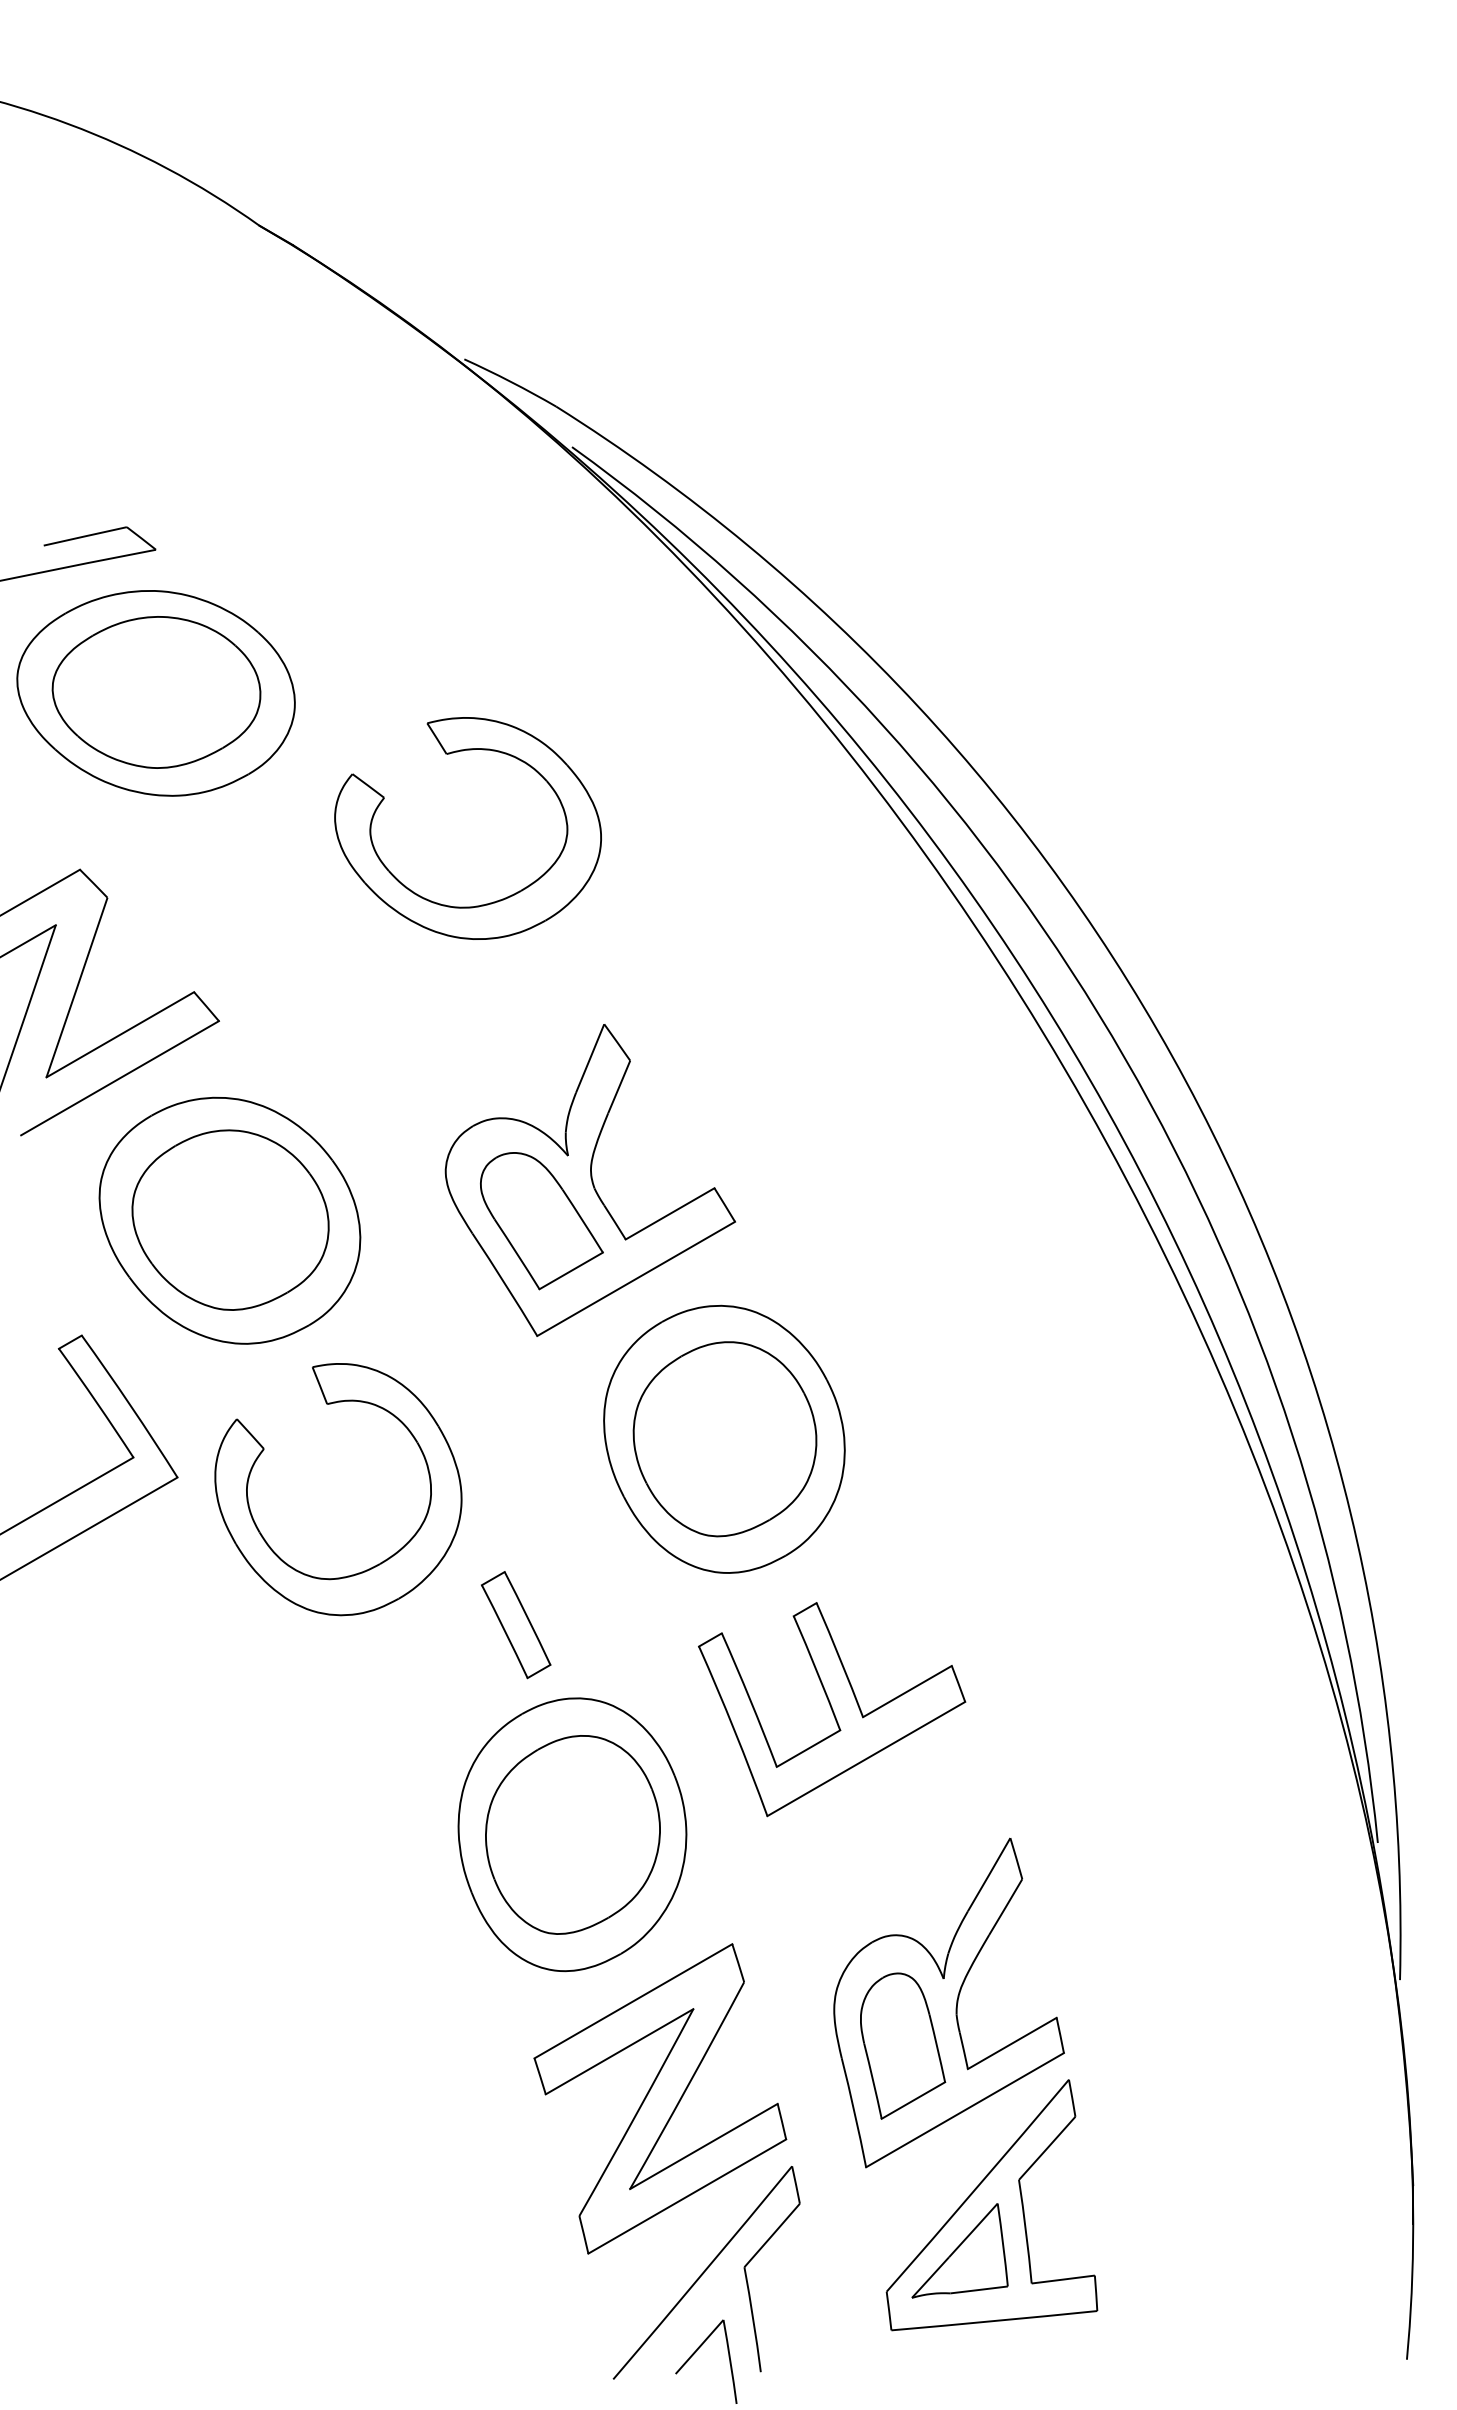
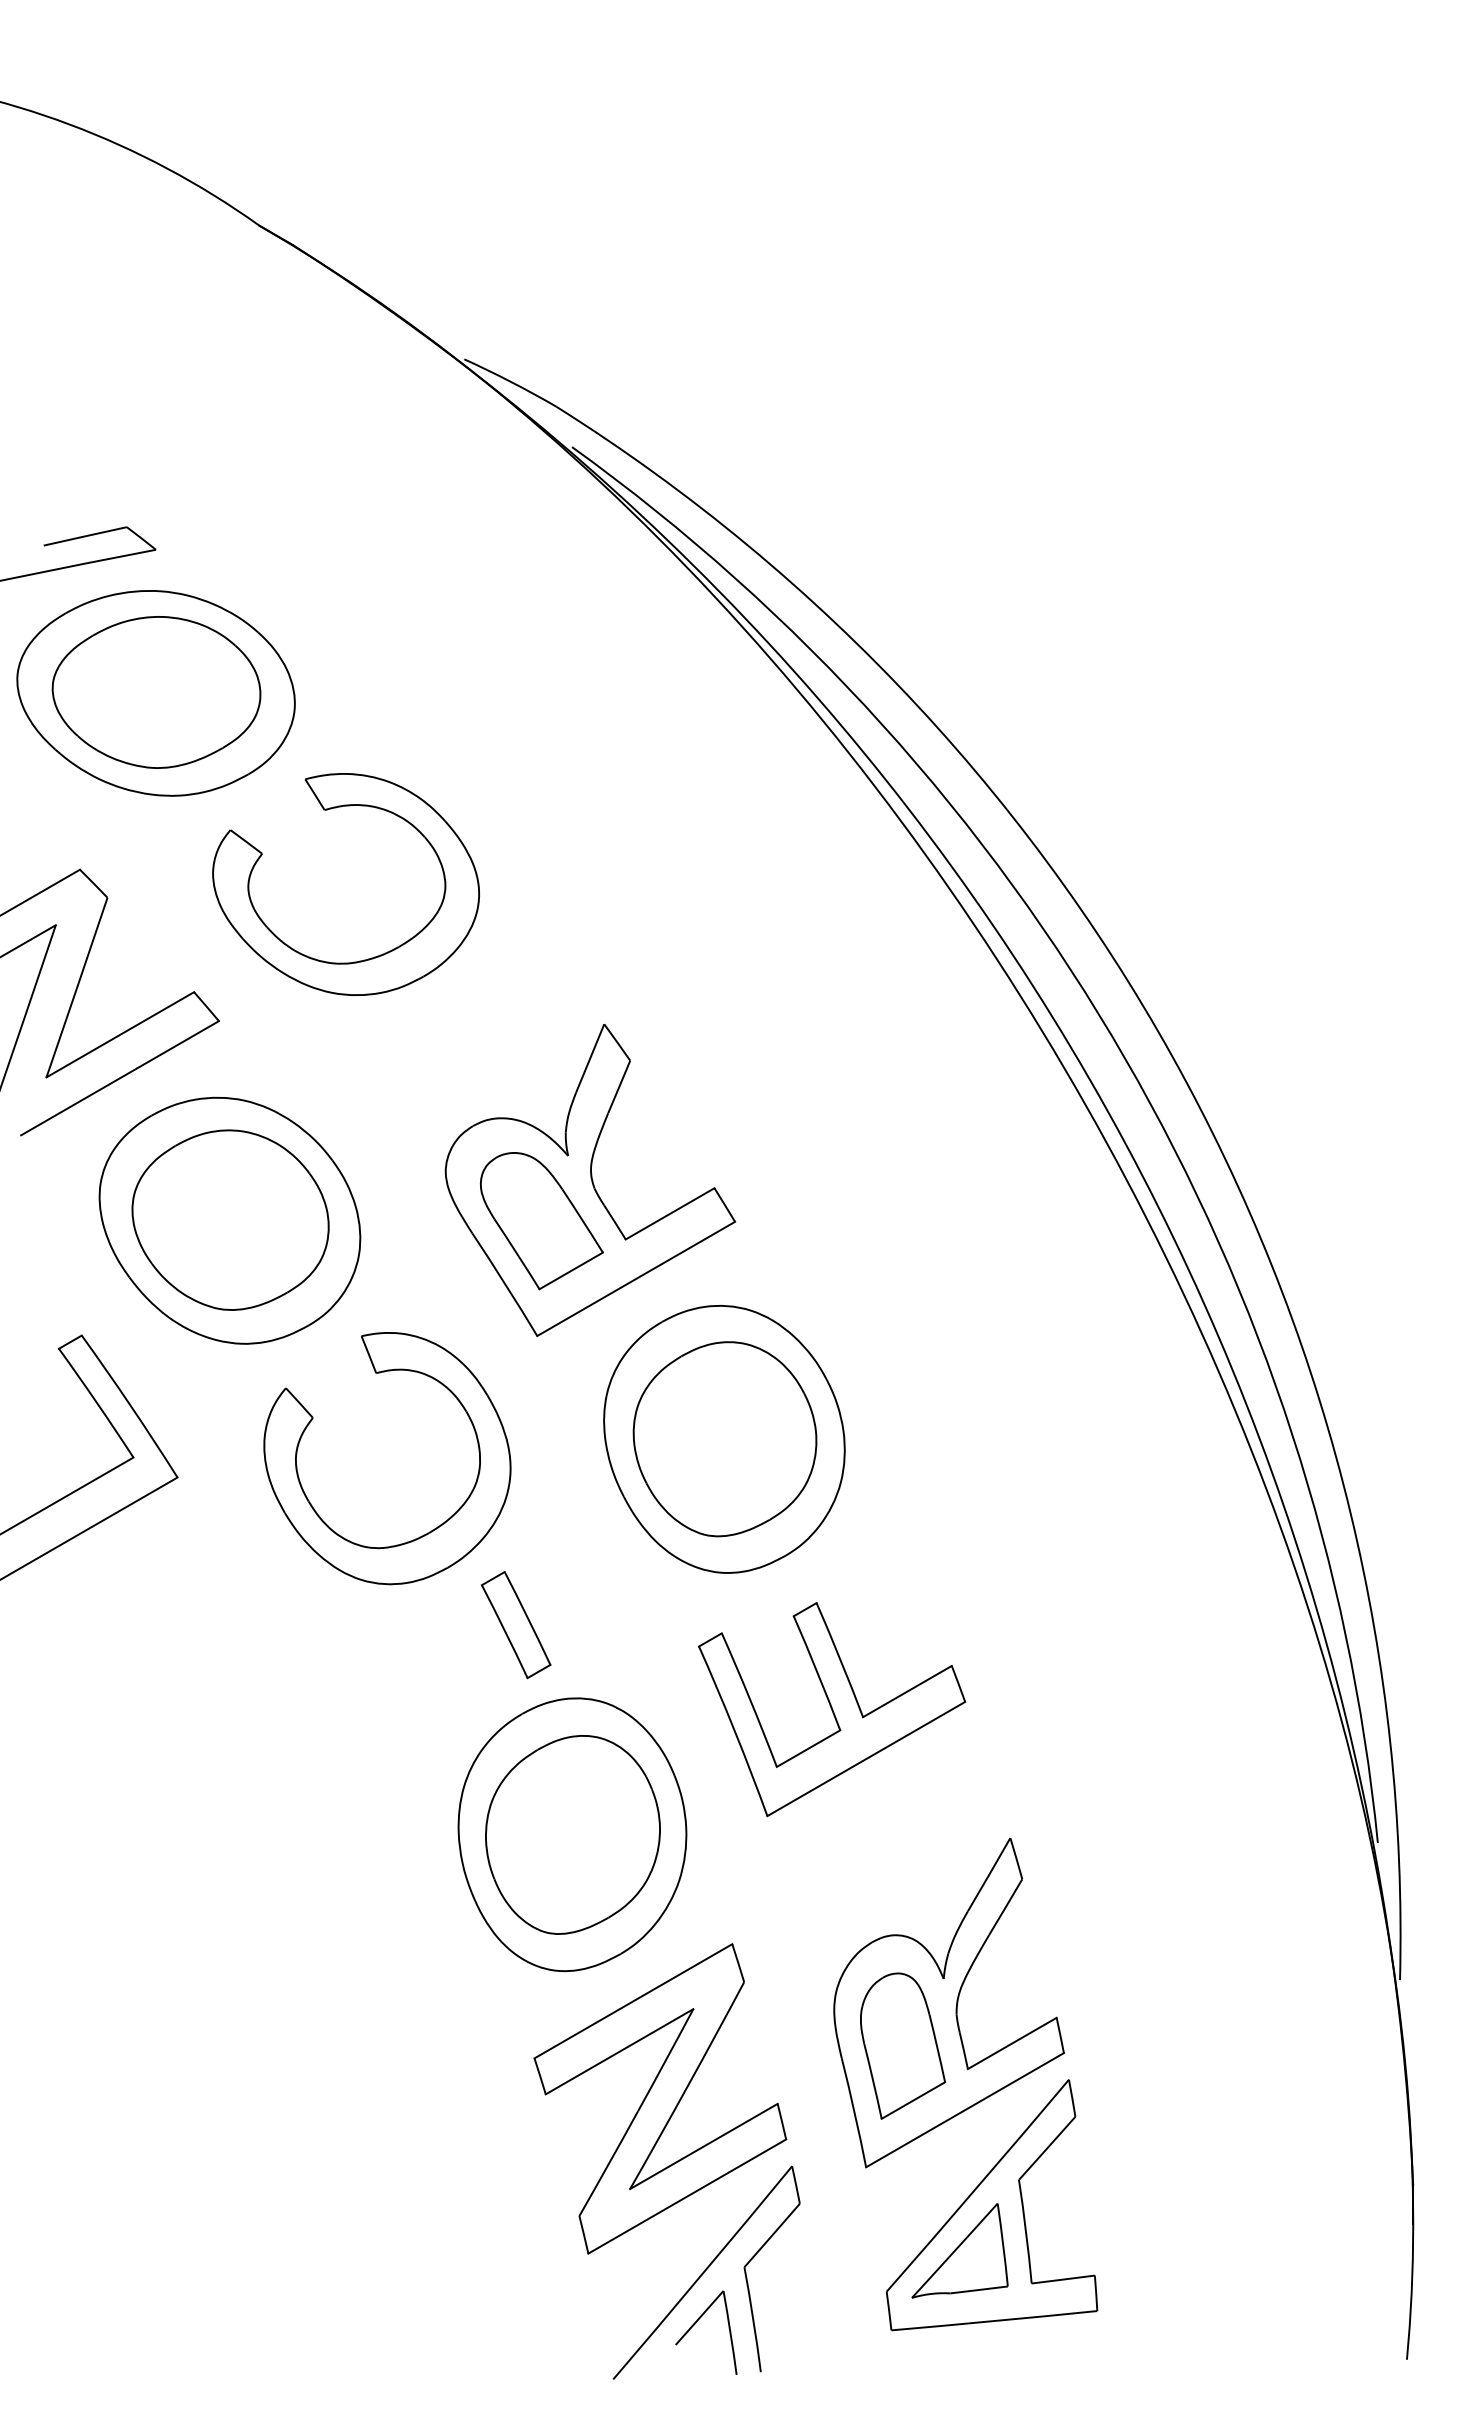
part position: (449, 754) -> (327, 810) (327, 810)
part position: (383, 1560) -> (432, 1529) (432, 1529)
part position: (696, 2352) -> (696, 2323) (696, 2323)
